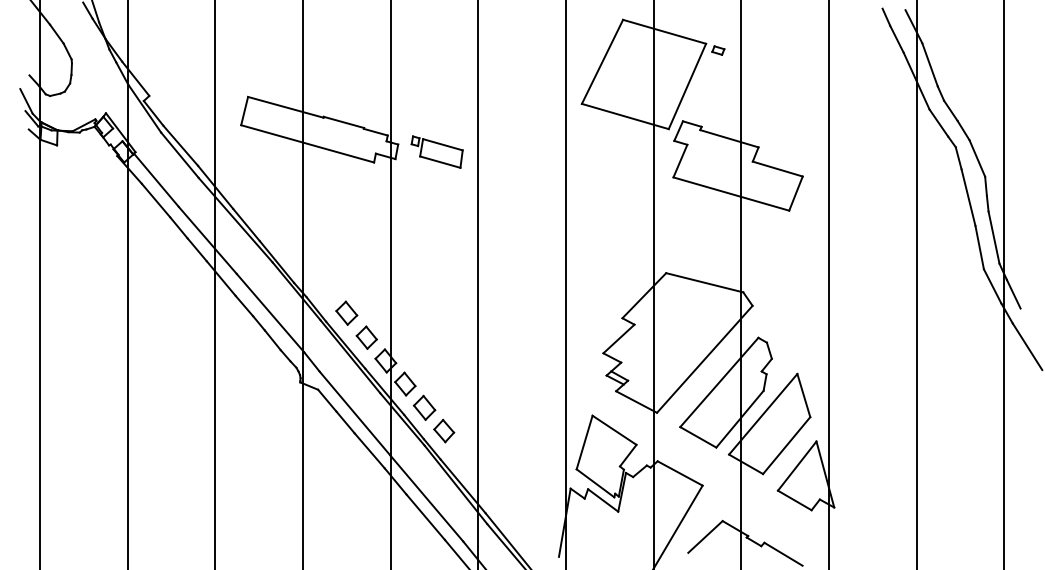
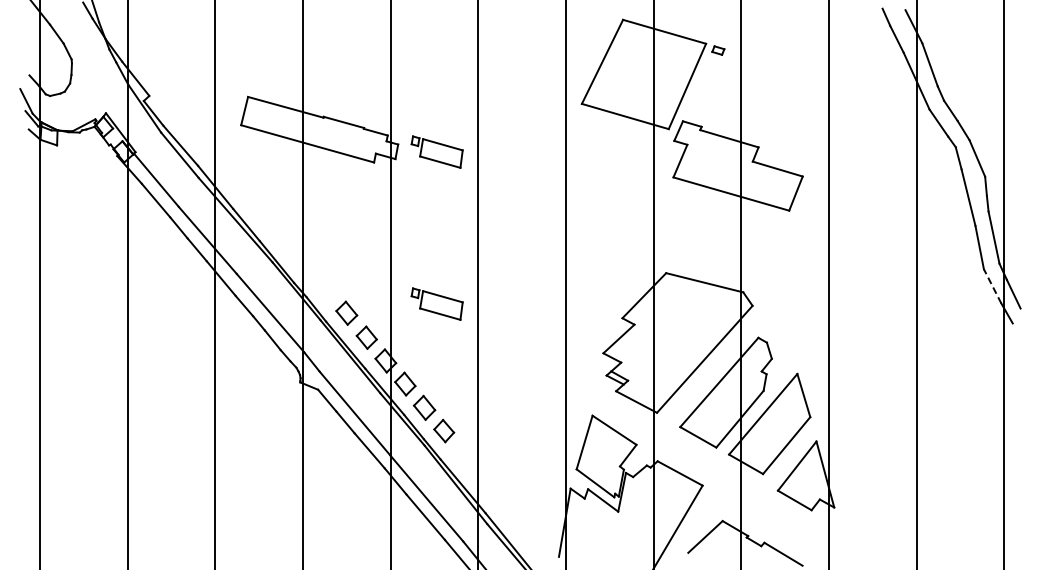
line: solid -> dashed (992, 285)
part: none -> present (436, 303)
line: present -> none (1026, 346)
